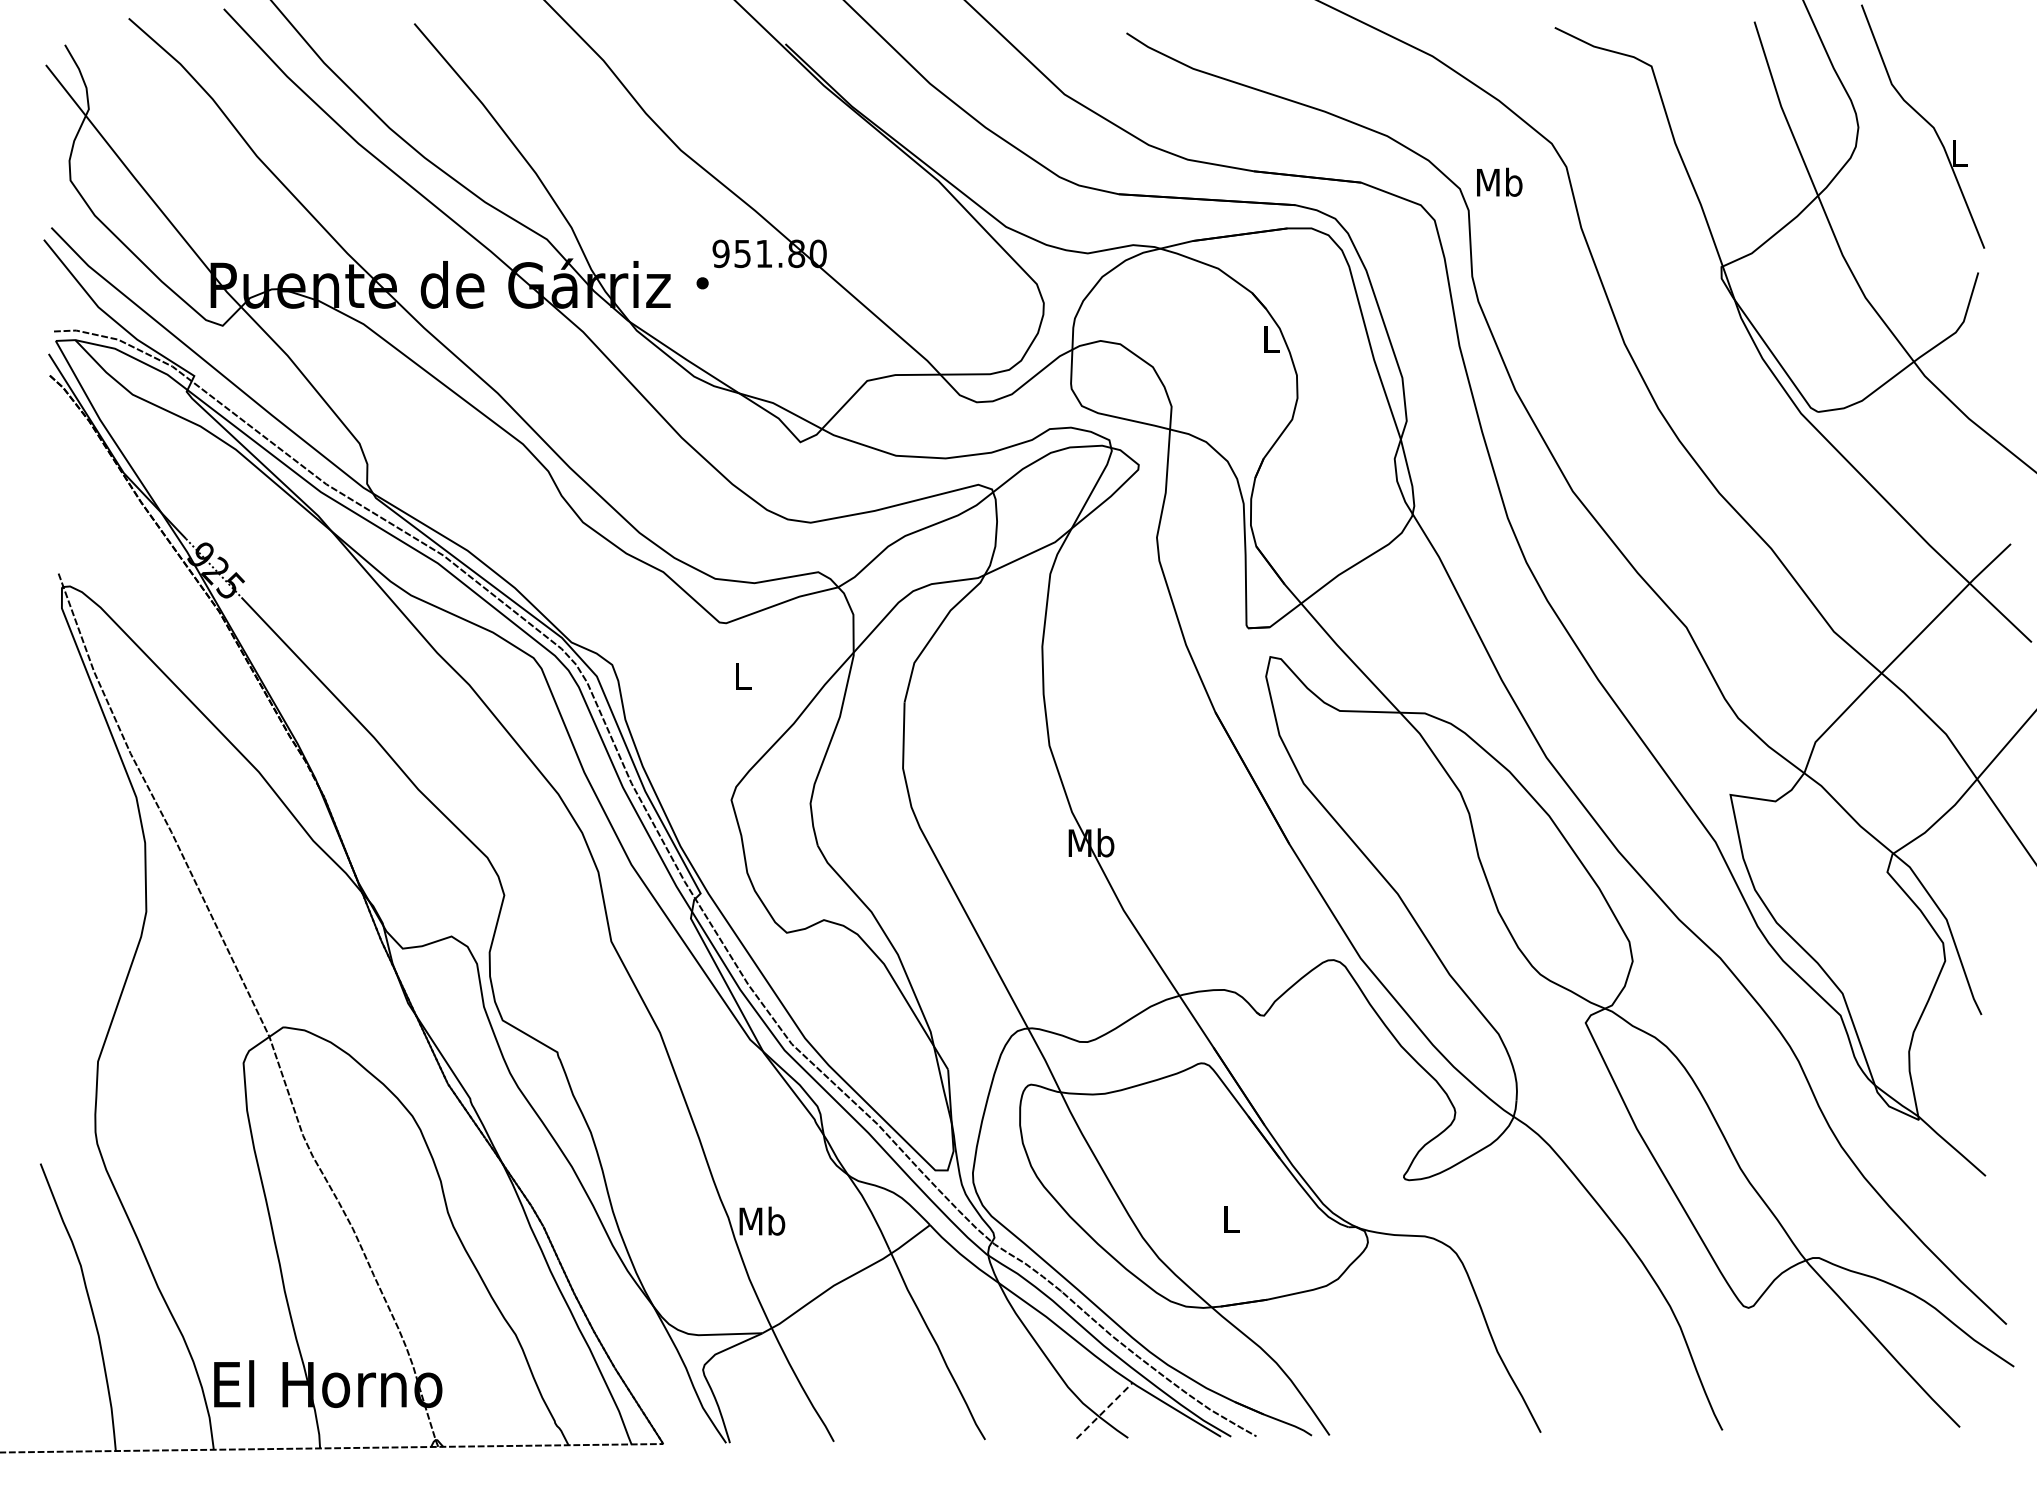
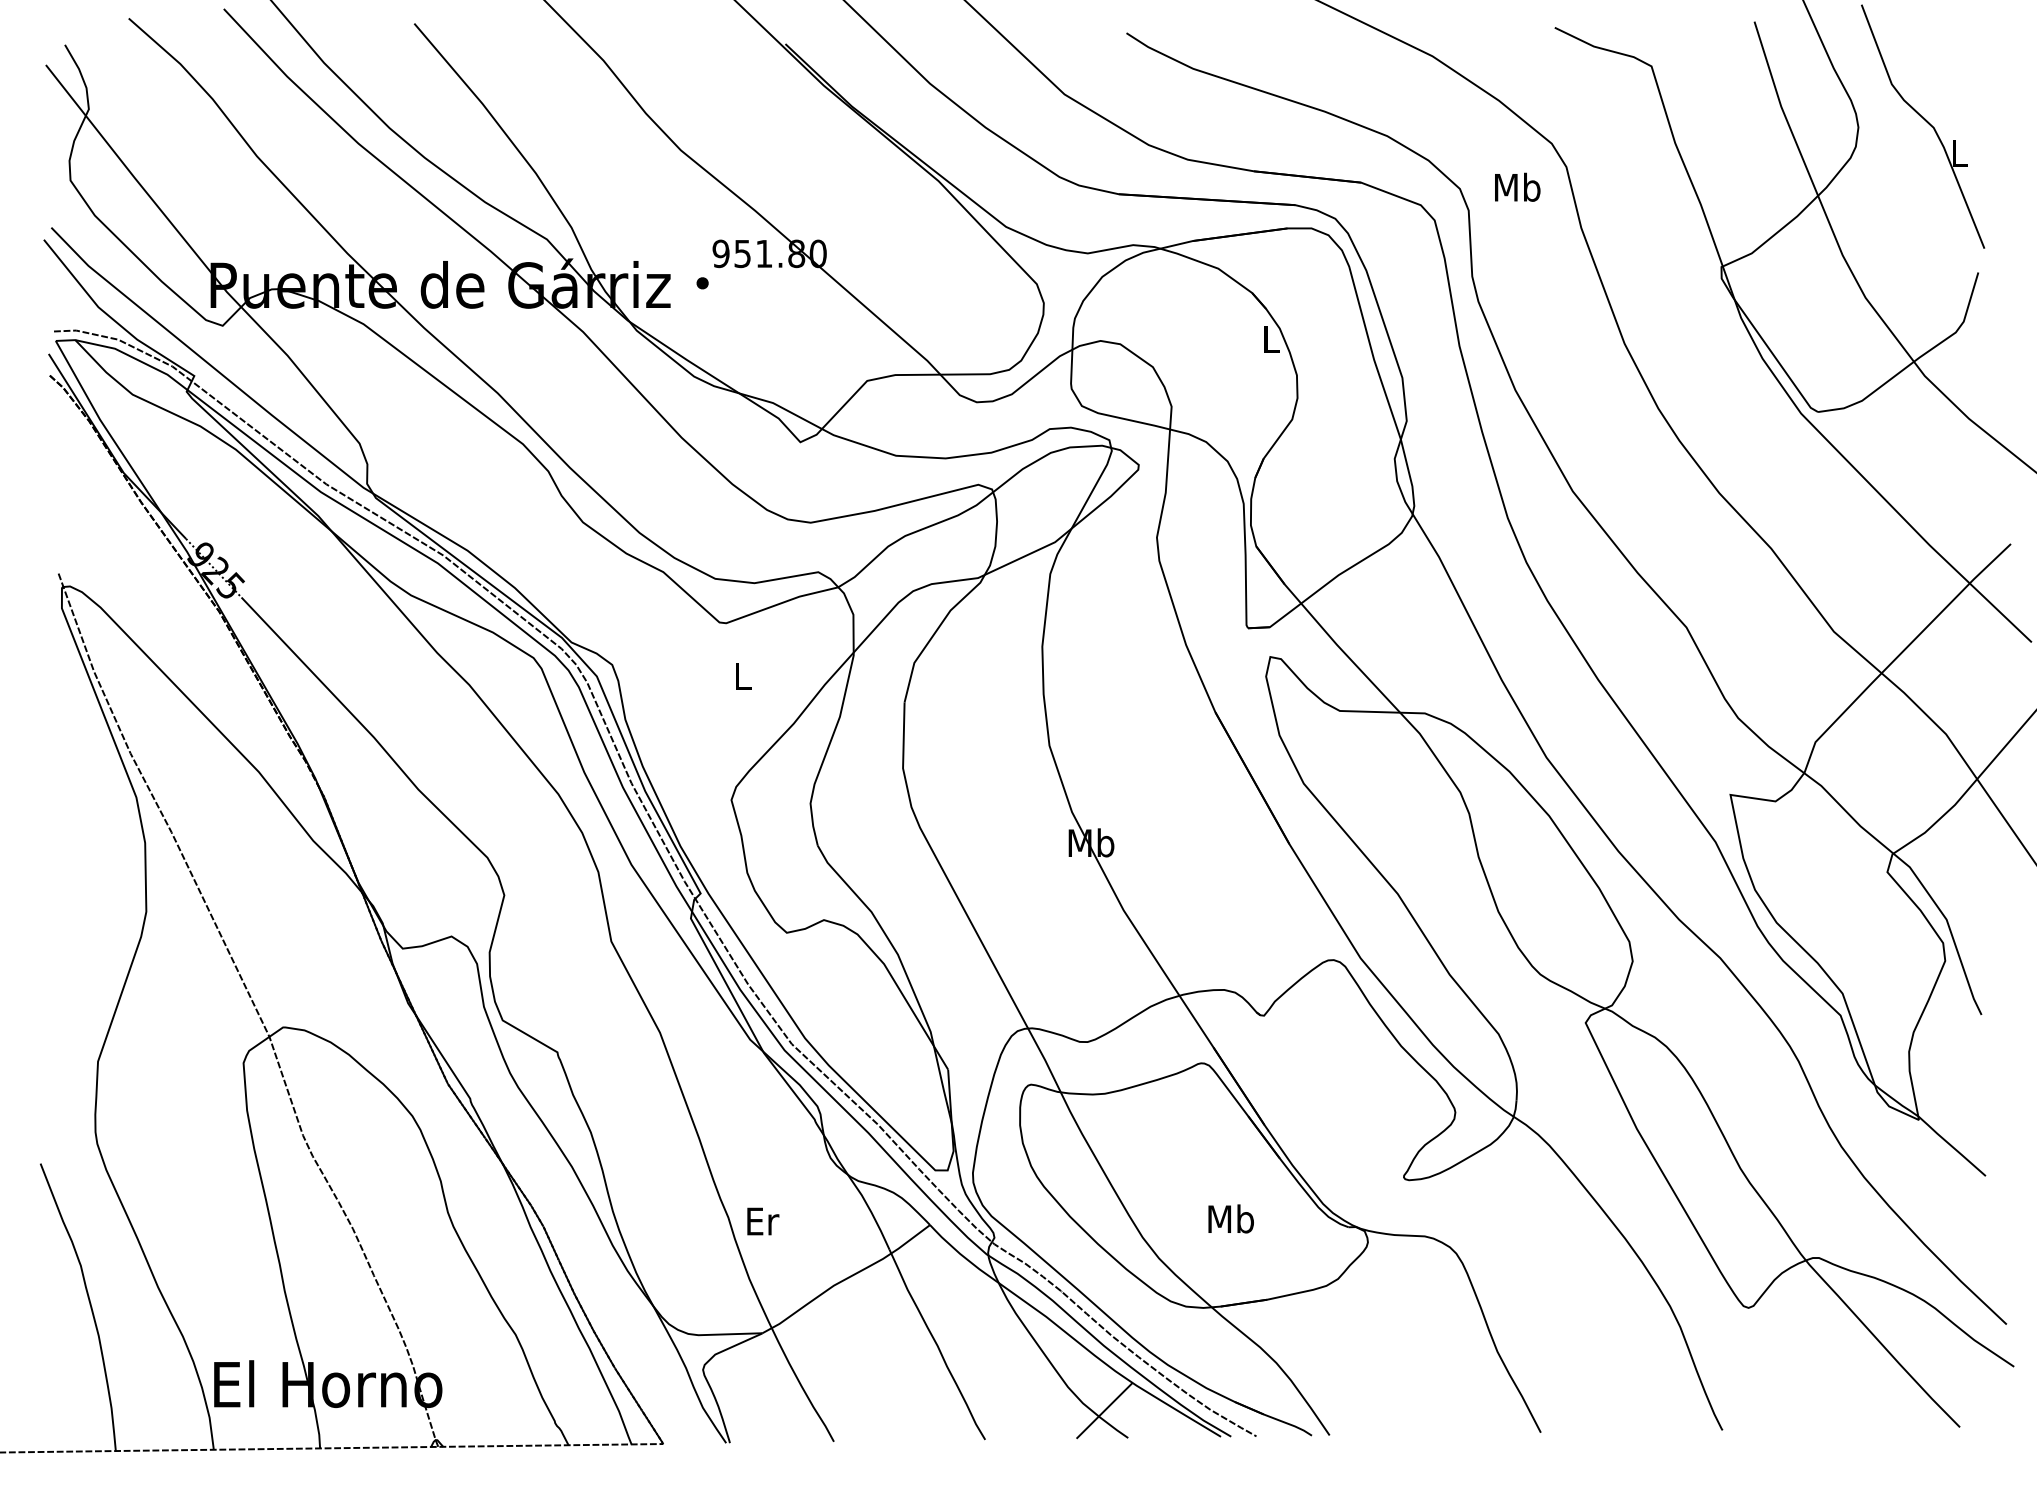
text position: (1499, 181) -> (1517, 186) (1517, 186)
text: L -> Mb (1230, 1218)
text: Mb -> Er (762, 1220)
line: dashed -> solid (1104, 1410)
